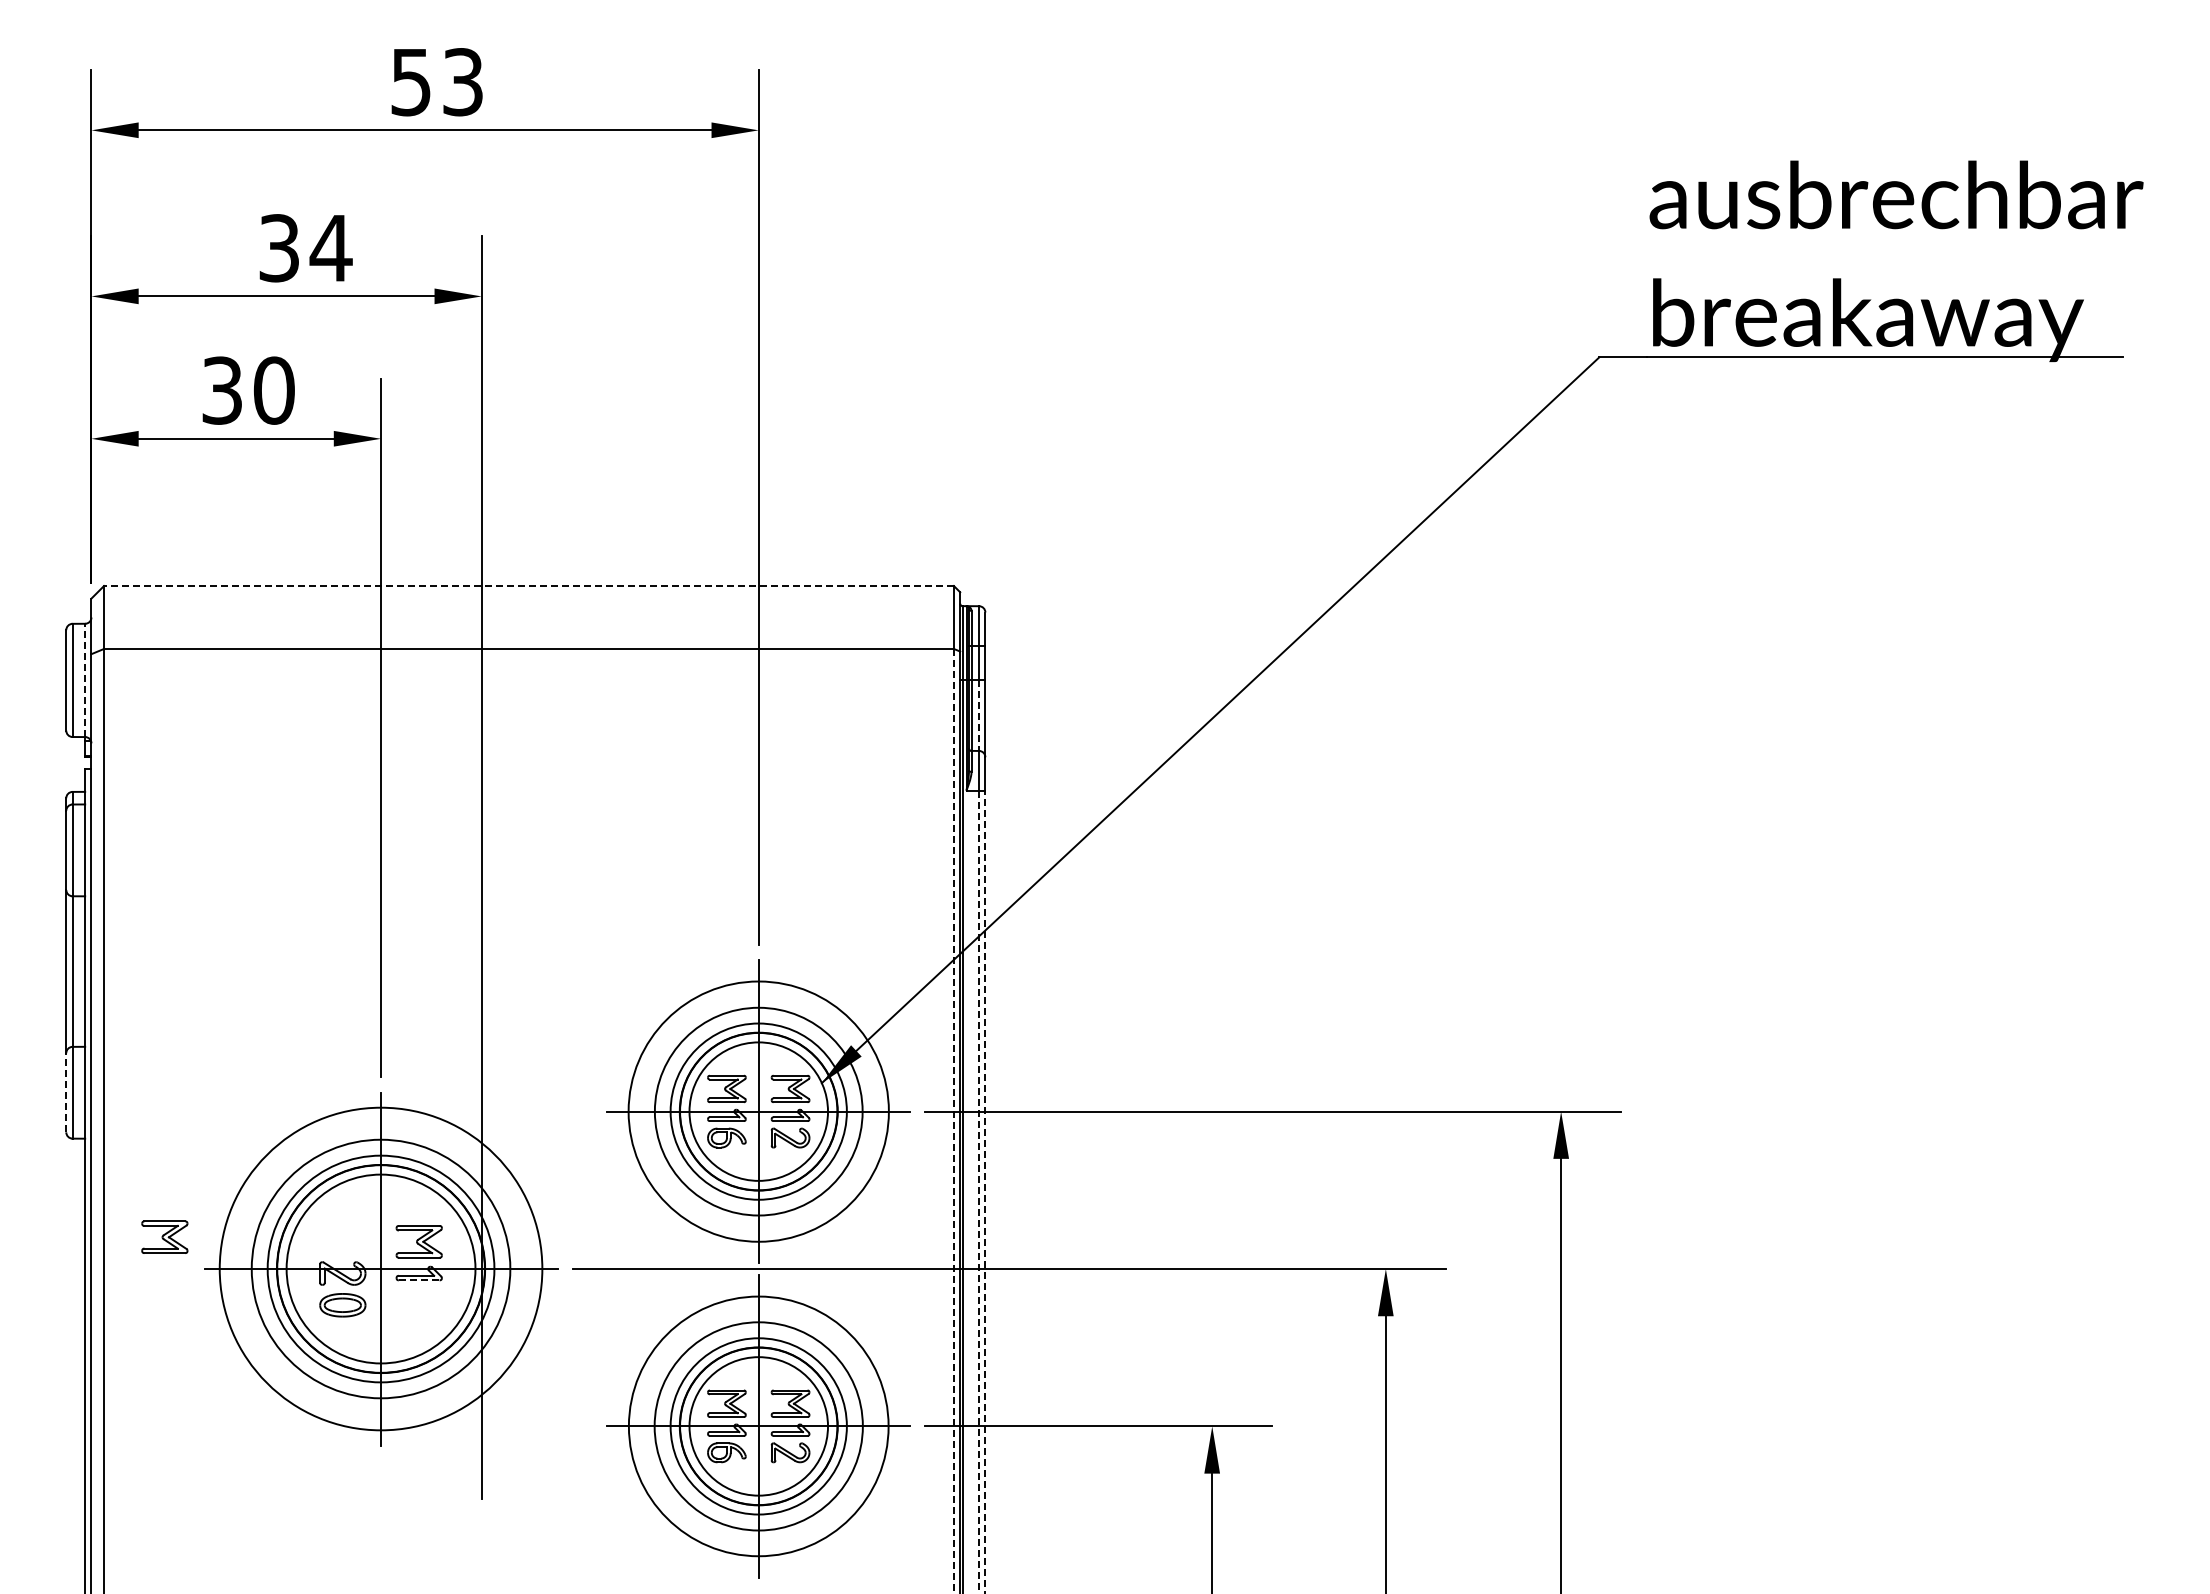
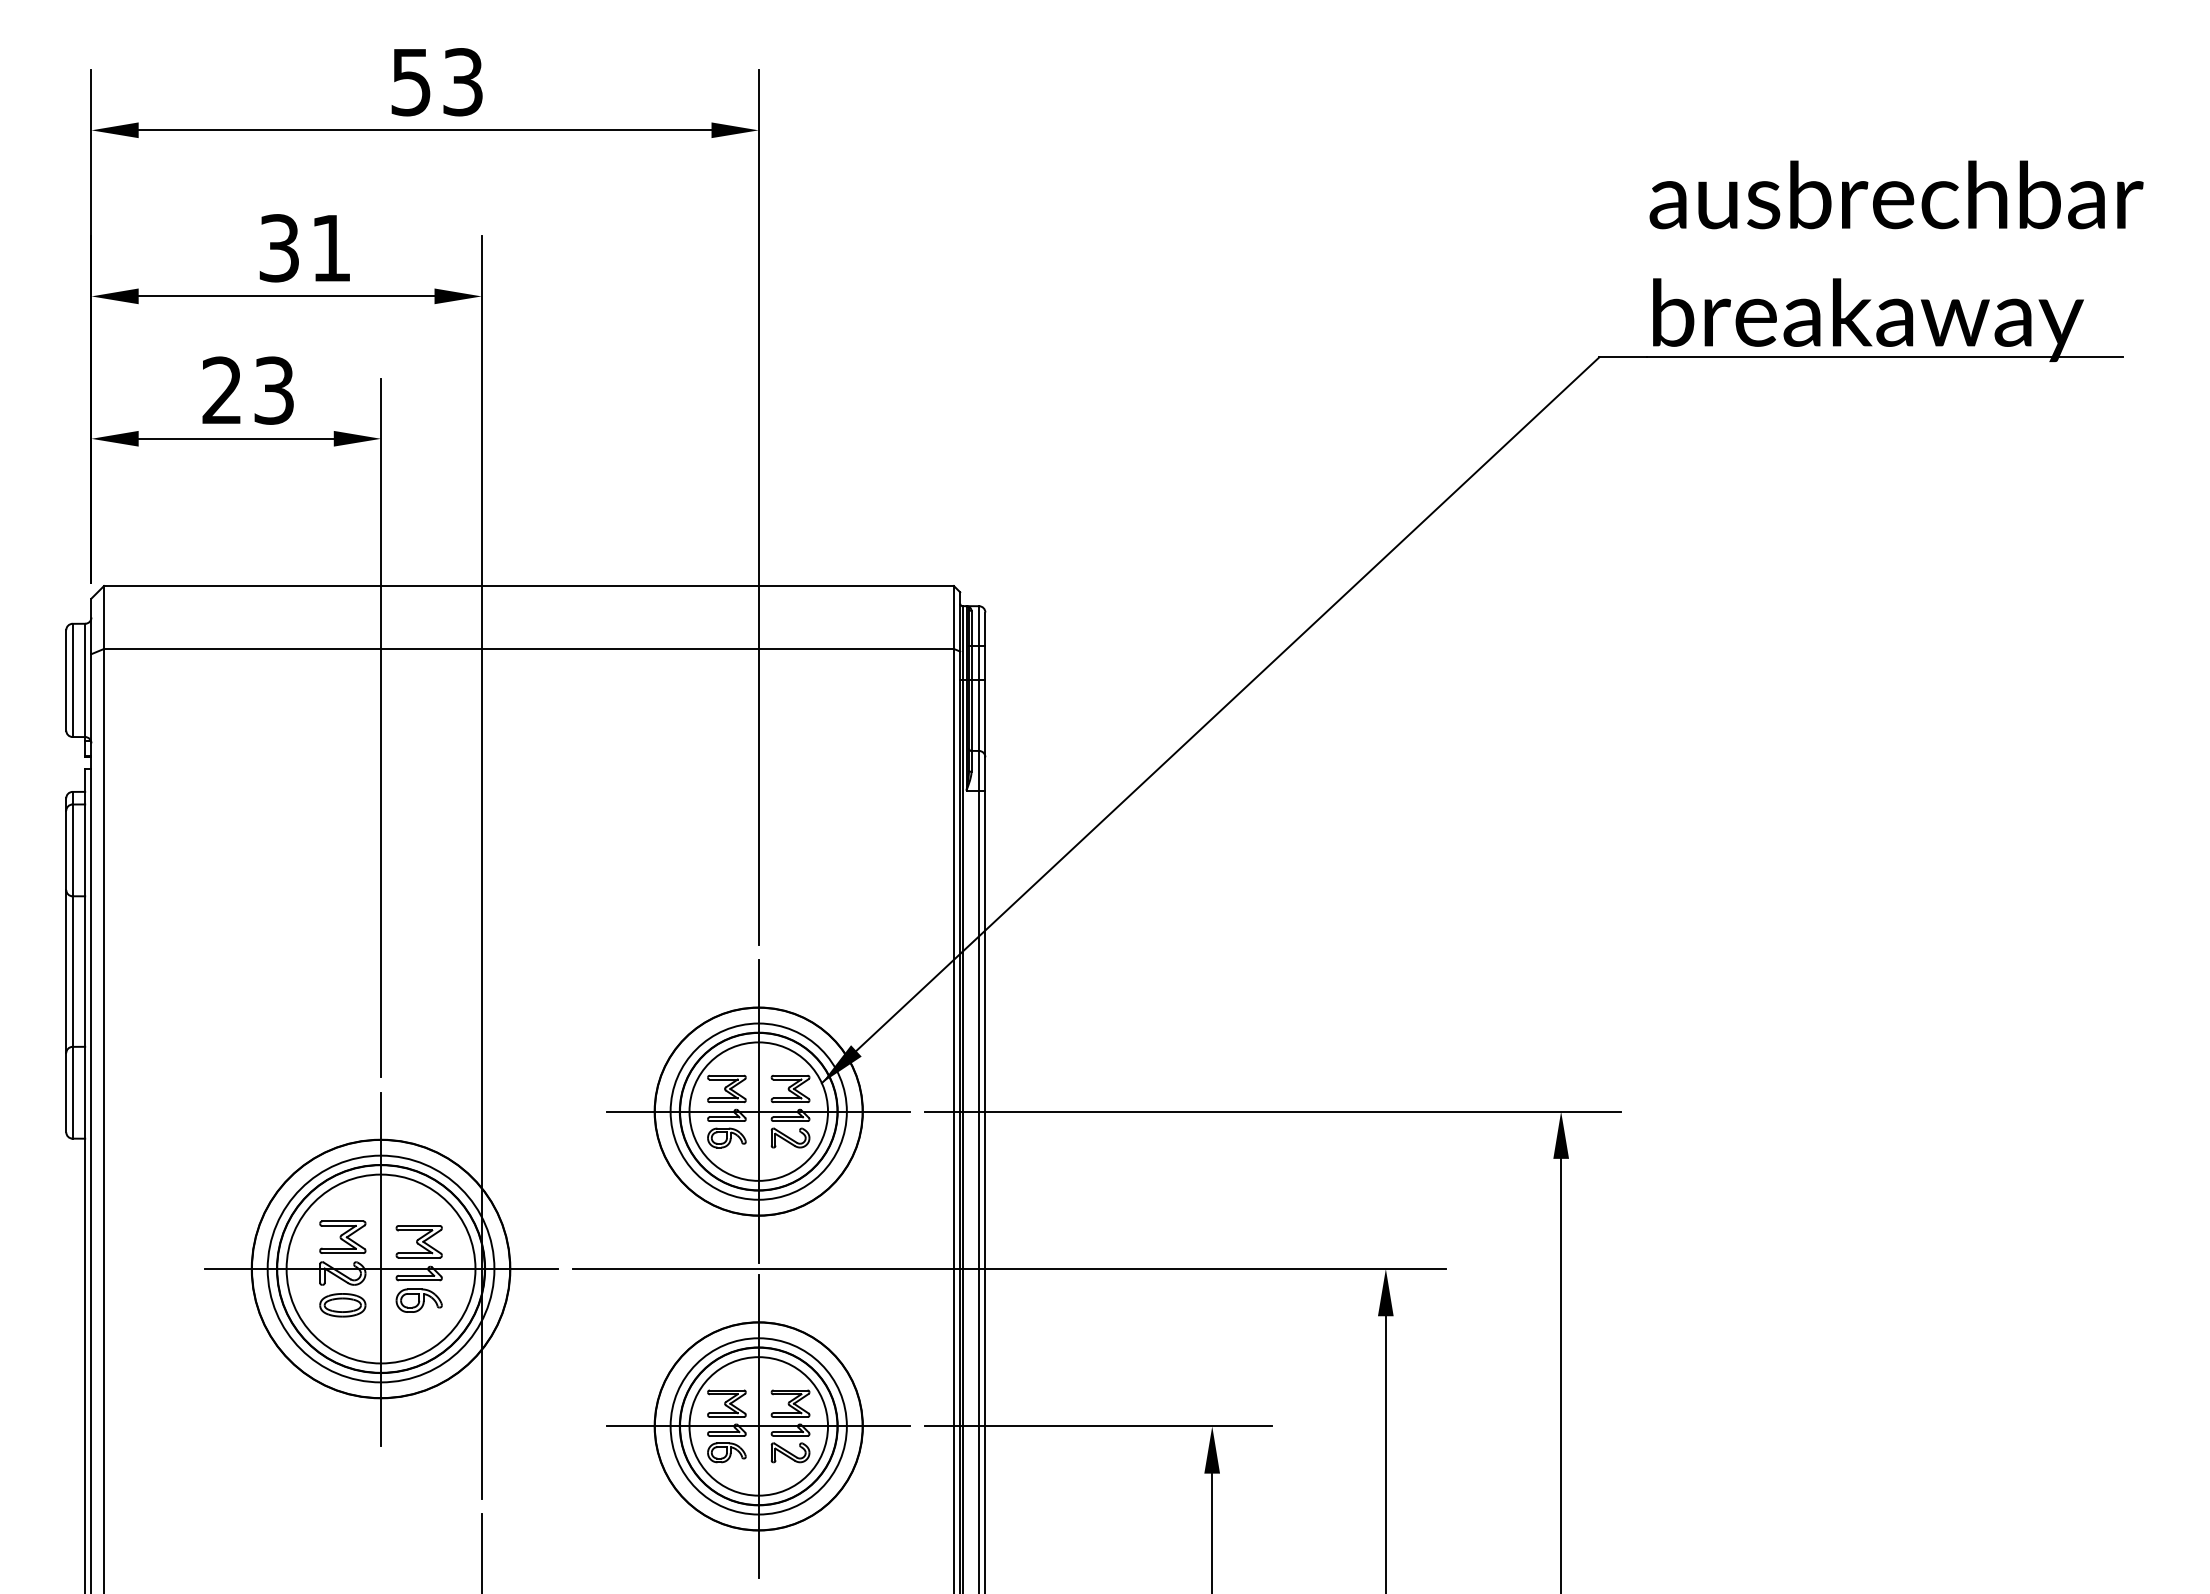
text: 34 -> 31 (330, 248)
text: 30 -> 23 (248, 390)
line: dashed -> solid (528, 586)
line: dashed -> solid (85, 680)
line: dashed -> solid (979, 716)
line: dashed -> solid (66, 1092)
circle diameter: 260 px -> 208 px (758, 1111)
line: dashed -> solid (953, 1121)
line: dashed -> solid (985, 1191)
line: dashed -> solid (979, 1192)
part position: (164, 1236) -> (342, 1236) (342, 1236)
circle diameter: 323 px -> 258 px (381, 1268)
line: dashed -> solid (419, 1280)
part: none -> present (418, 1300)
circle diameter: 260 px -> 208 px (758, 1426)
line: none -> present (481, 1552)
